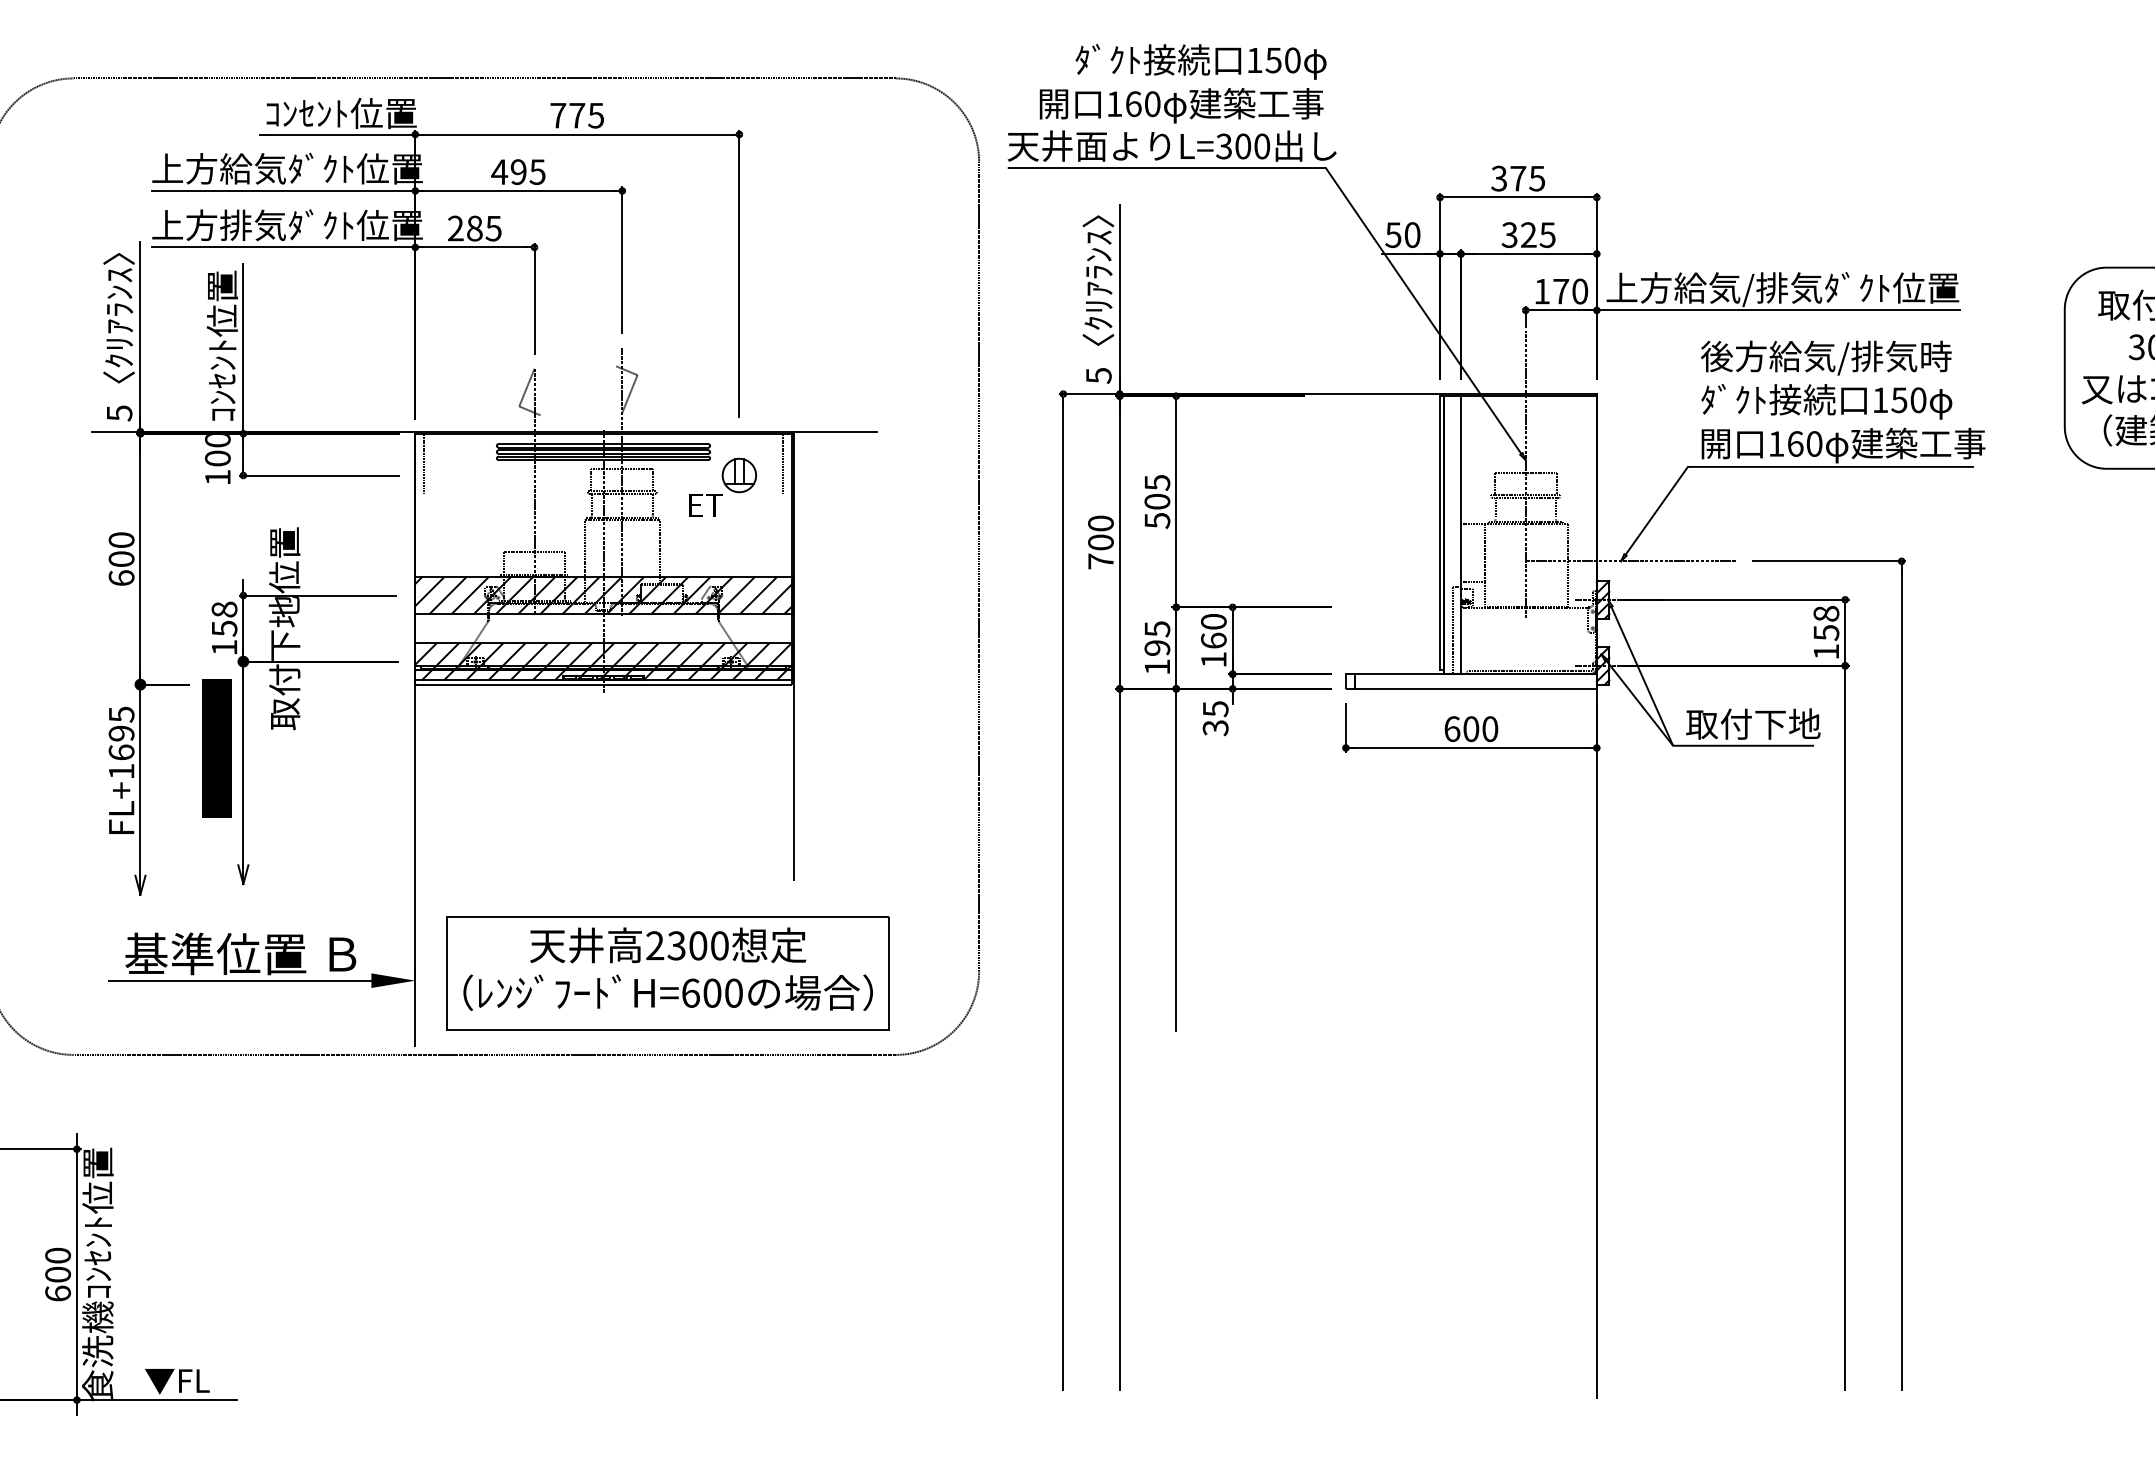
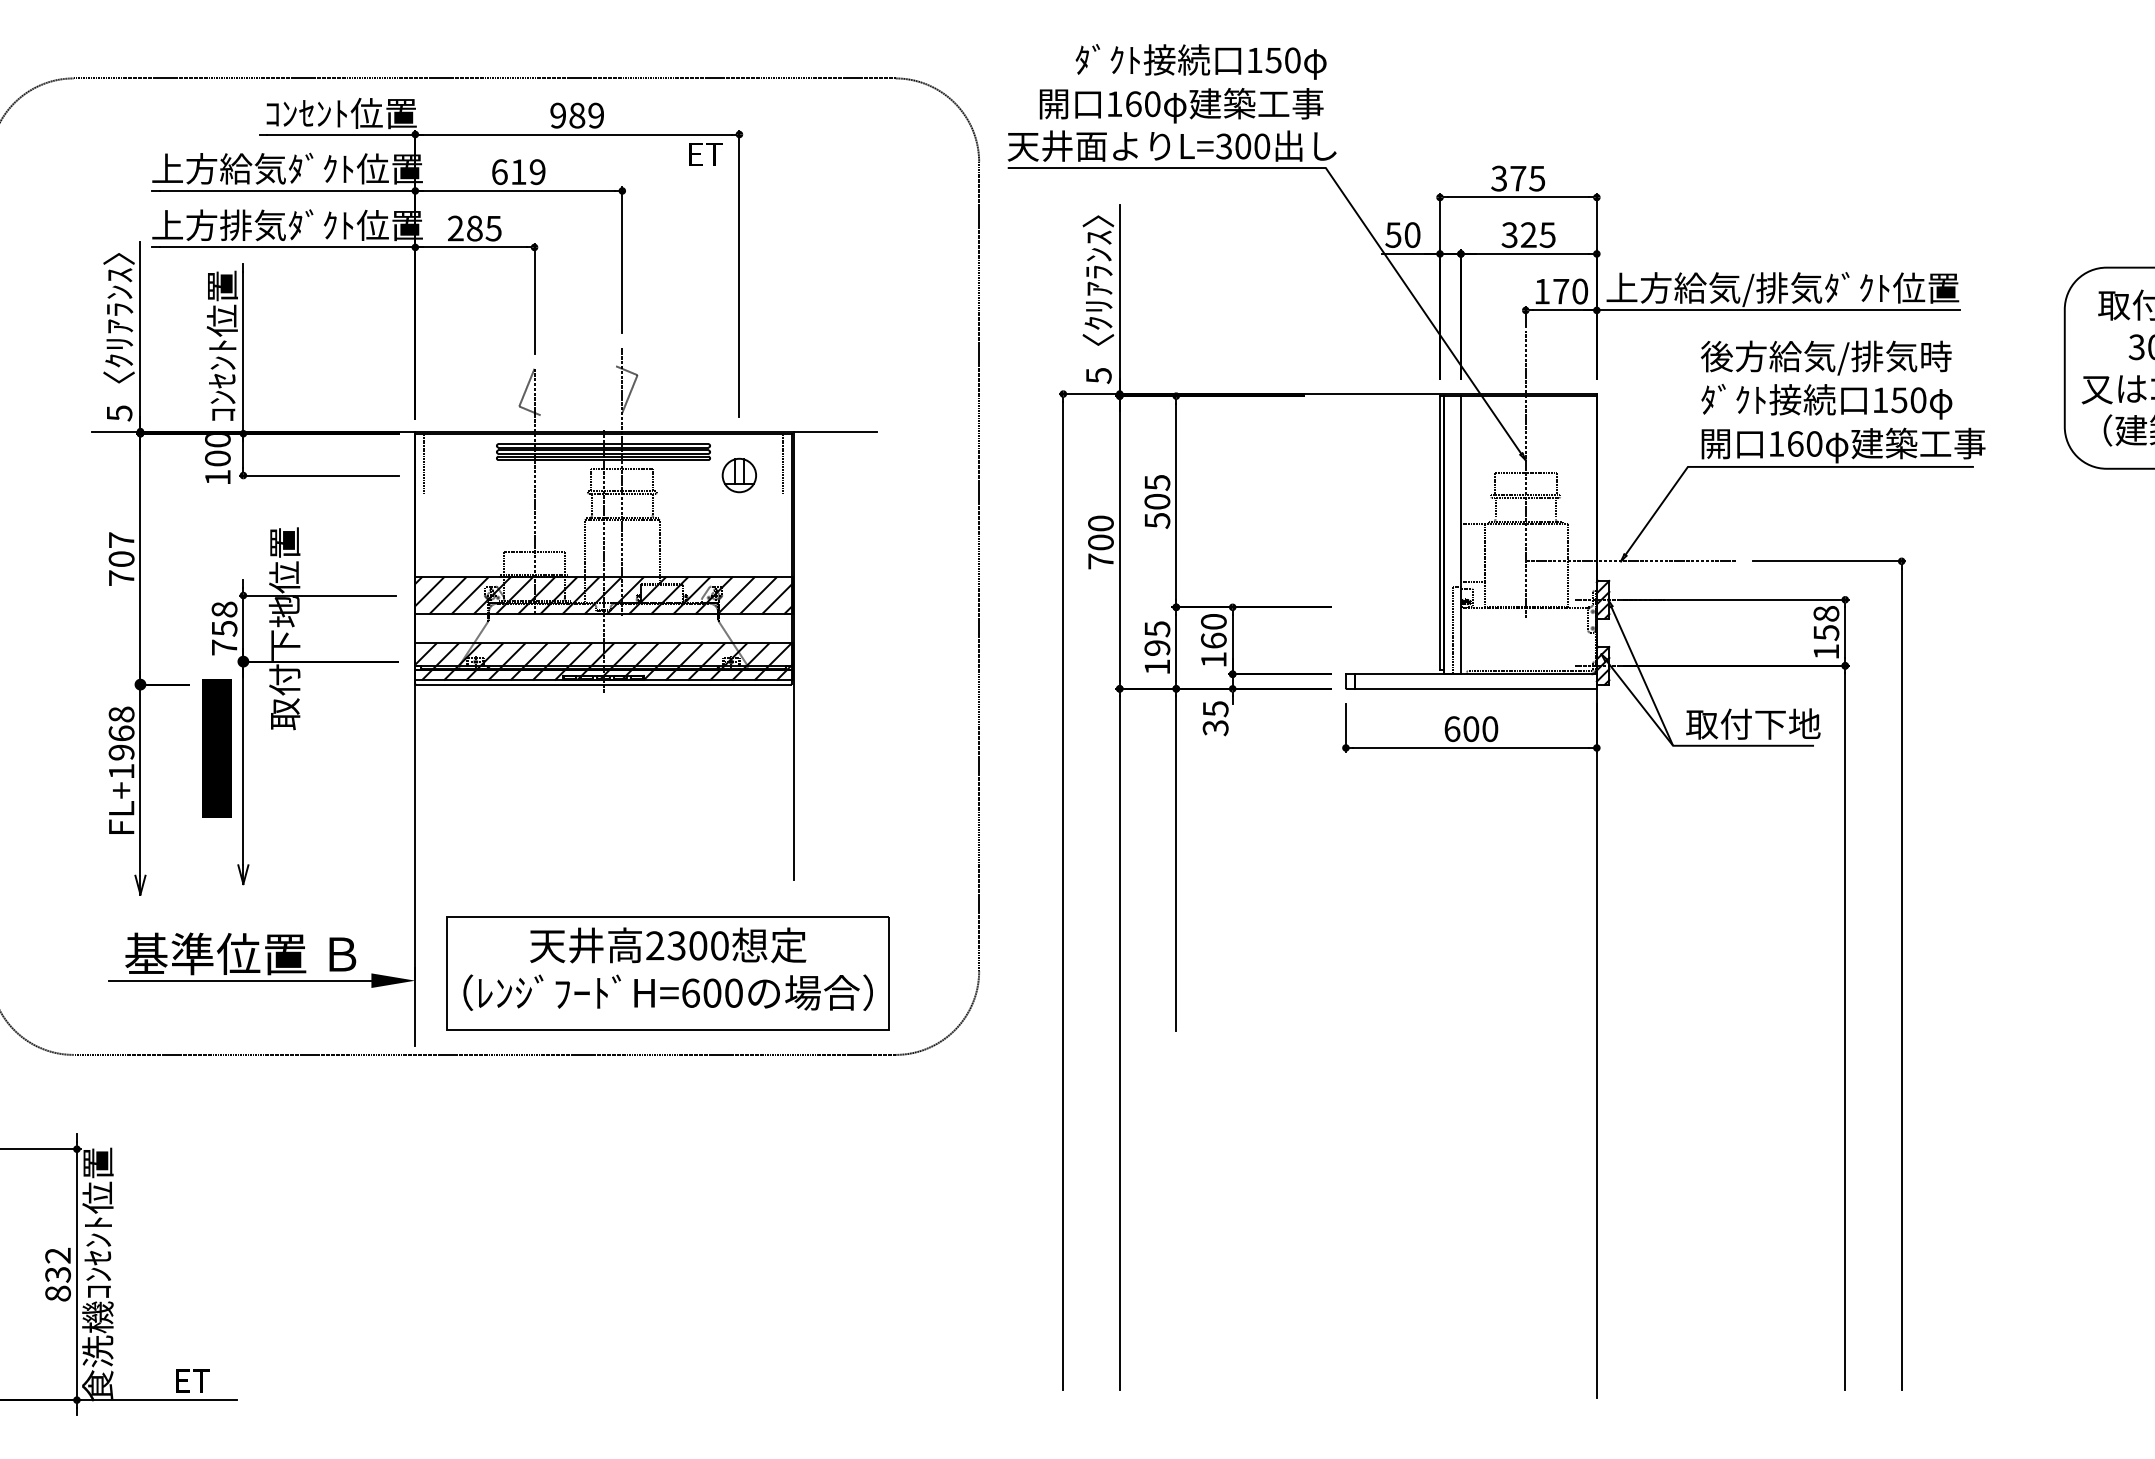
text: 775 -> 989 (576, 115)
text: 495 -> 619 (518, 172)
text position: (705, 505) -> (705, 154) (705, 154)
text: 600 -> 707 (121, 558)
text: 158 -> 758 (224, 647)
text: FL+1695 -> FL+1968 (121, 733)
text: 600 -> 832 (58, 1274)
text: ▼FL -> ET (177, 1381)
